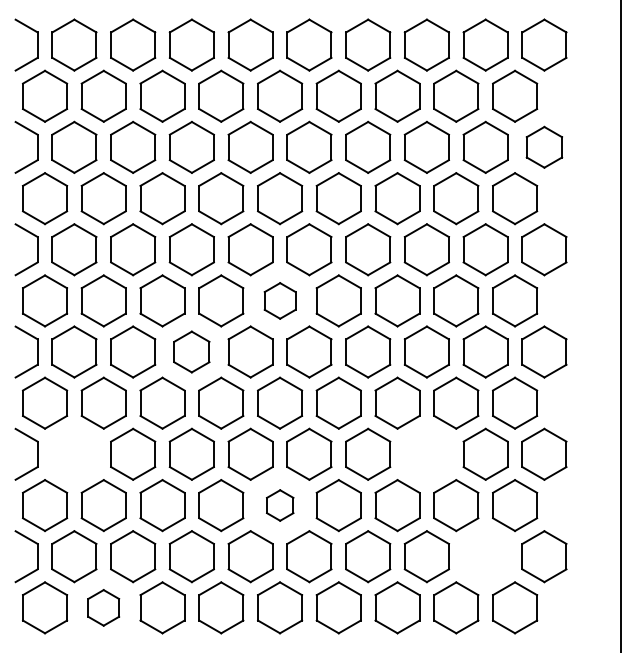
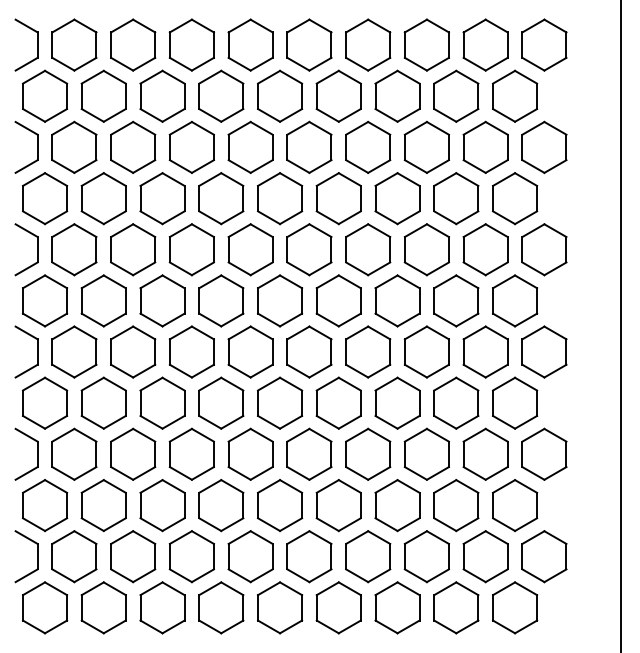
part size: 39x44 px -> 47x54 px (544, 146)
part size: 34x38 px -> 47x54 px (280, 300)
part size: 38x44 px -> 47x54 px (191, 351)
part: none -> present (74, 453)
part: none -> present (426, 453)
part size: 29x33 px -> 47x53 px (280, 505)
part: none -> present (485, 556)
part size: 34x38 px -> 47x54 px (103, 607)
